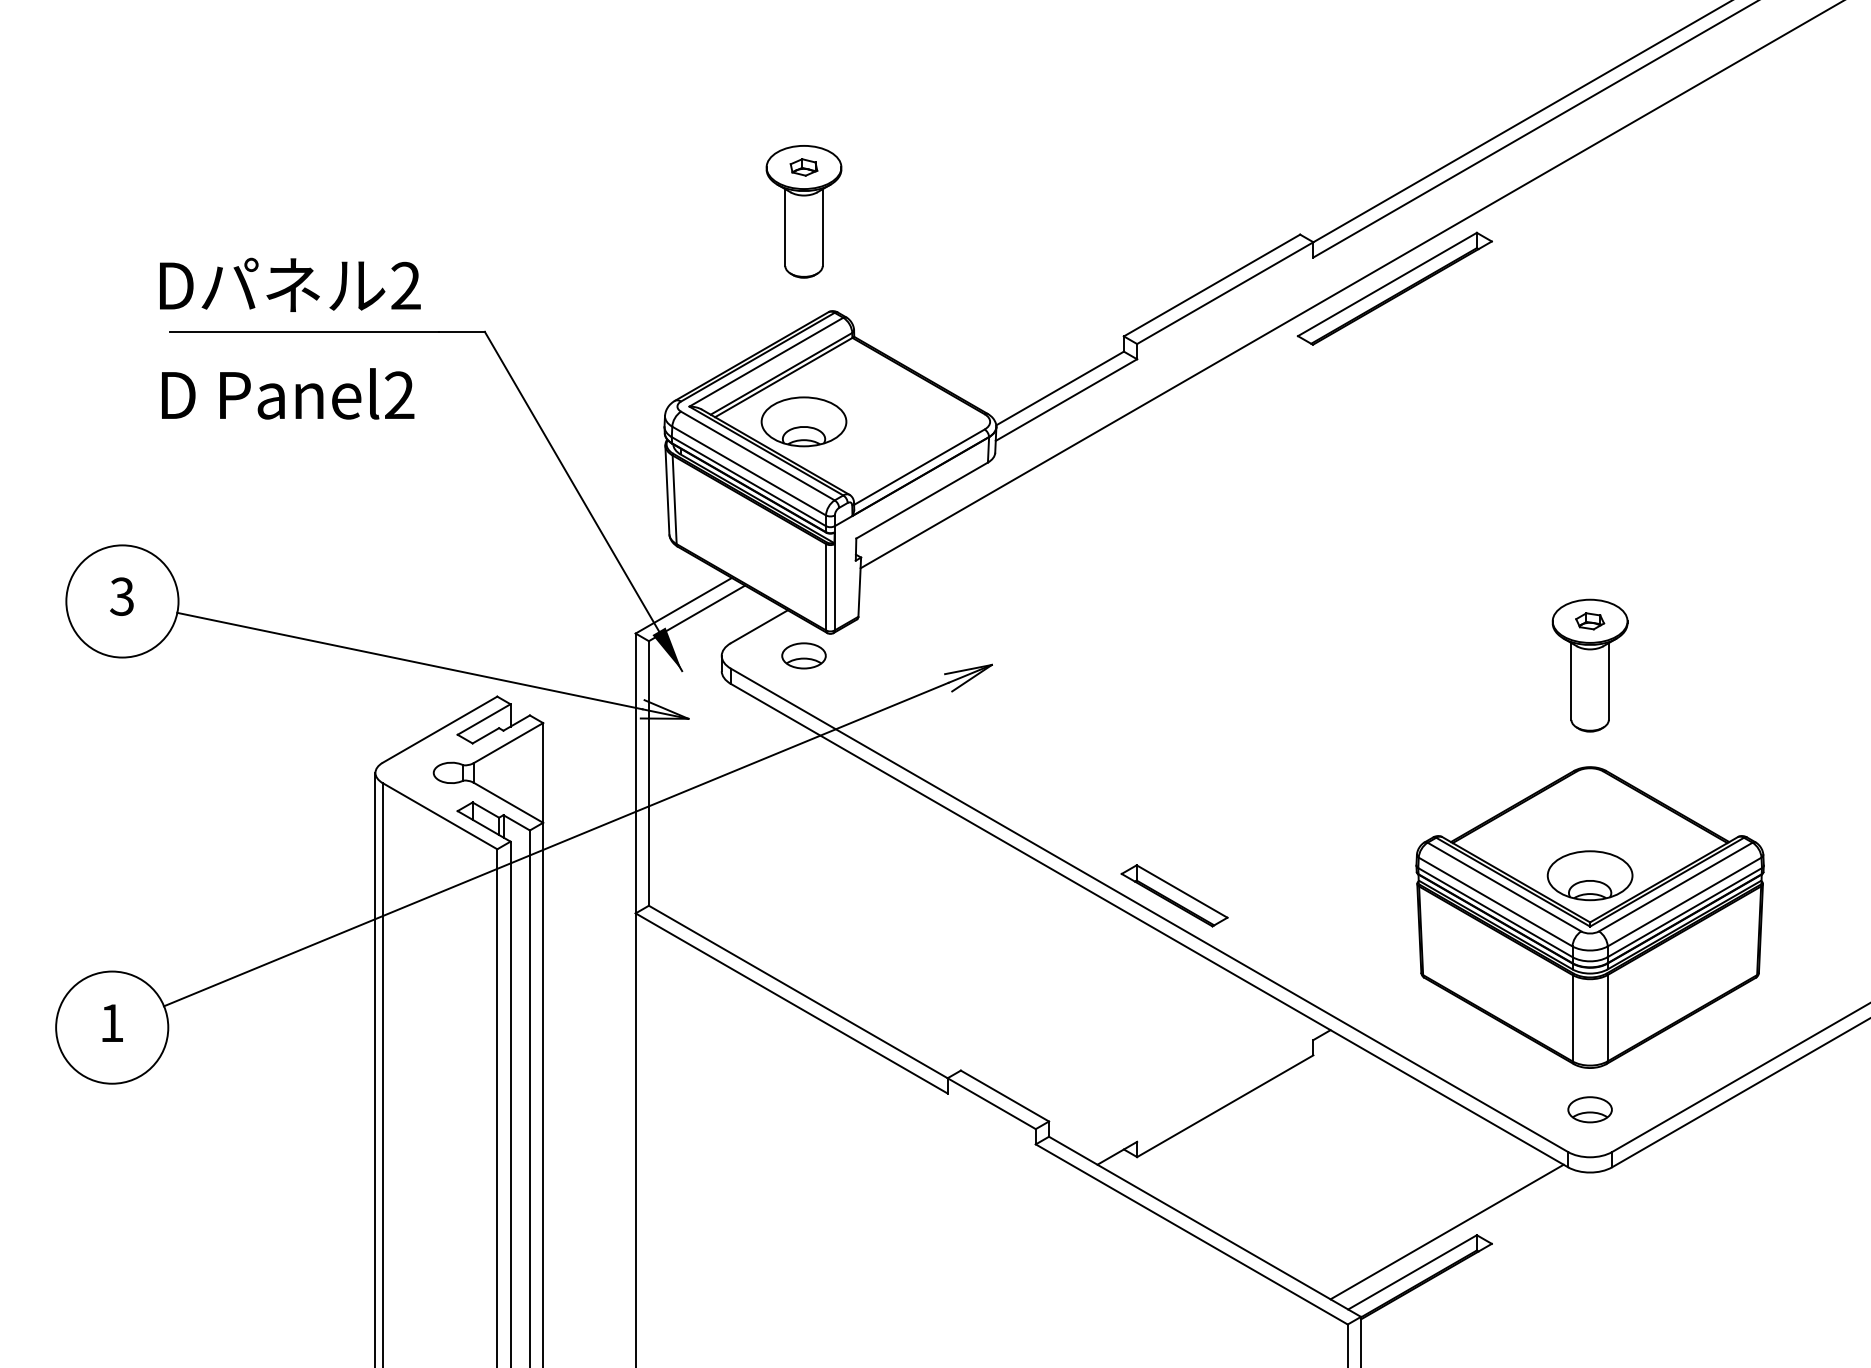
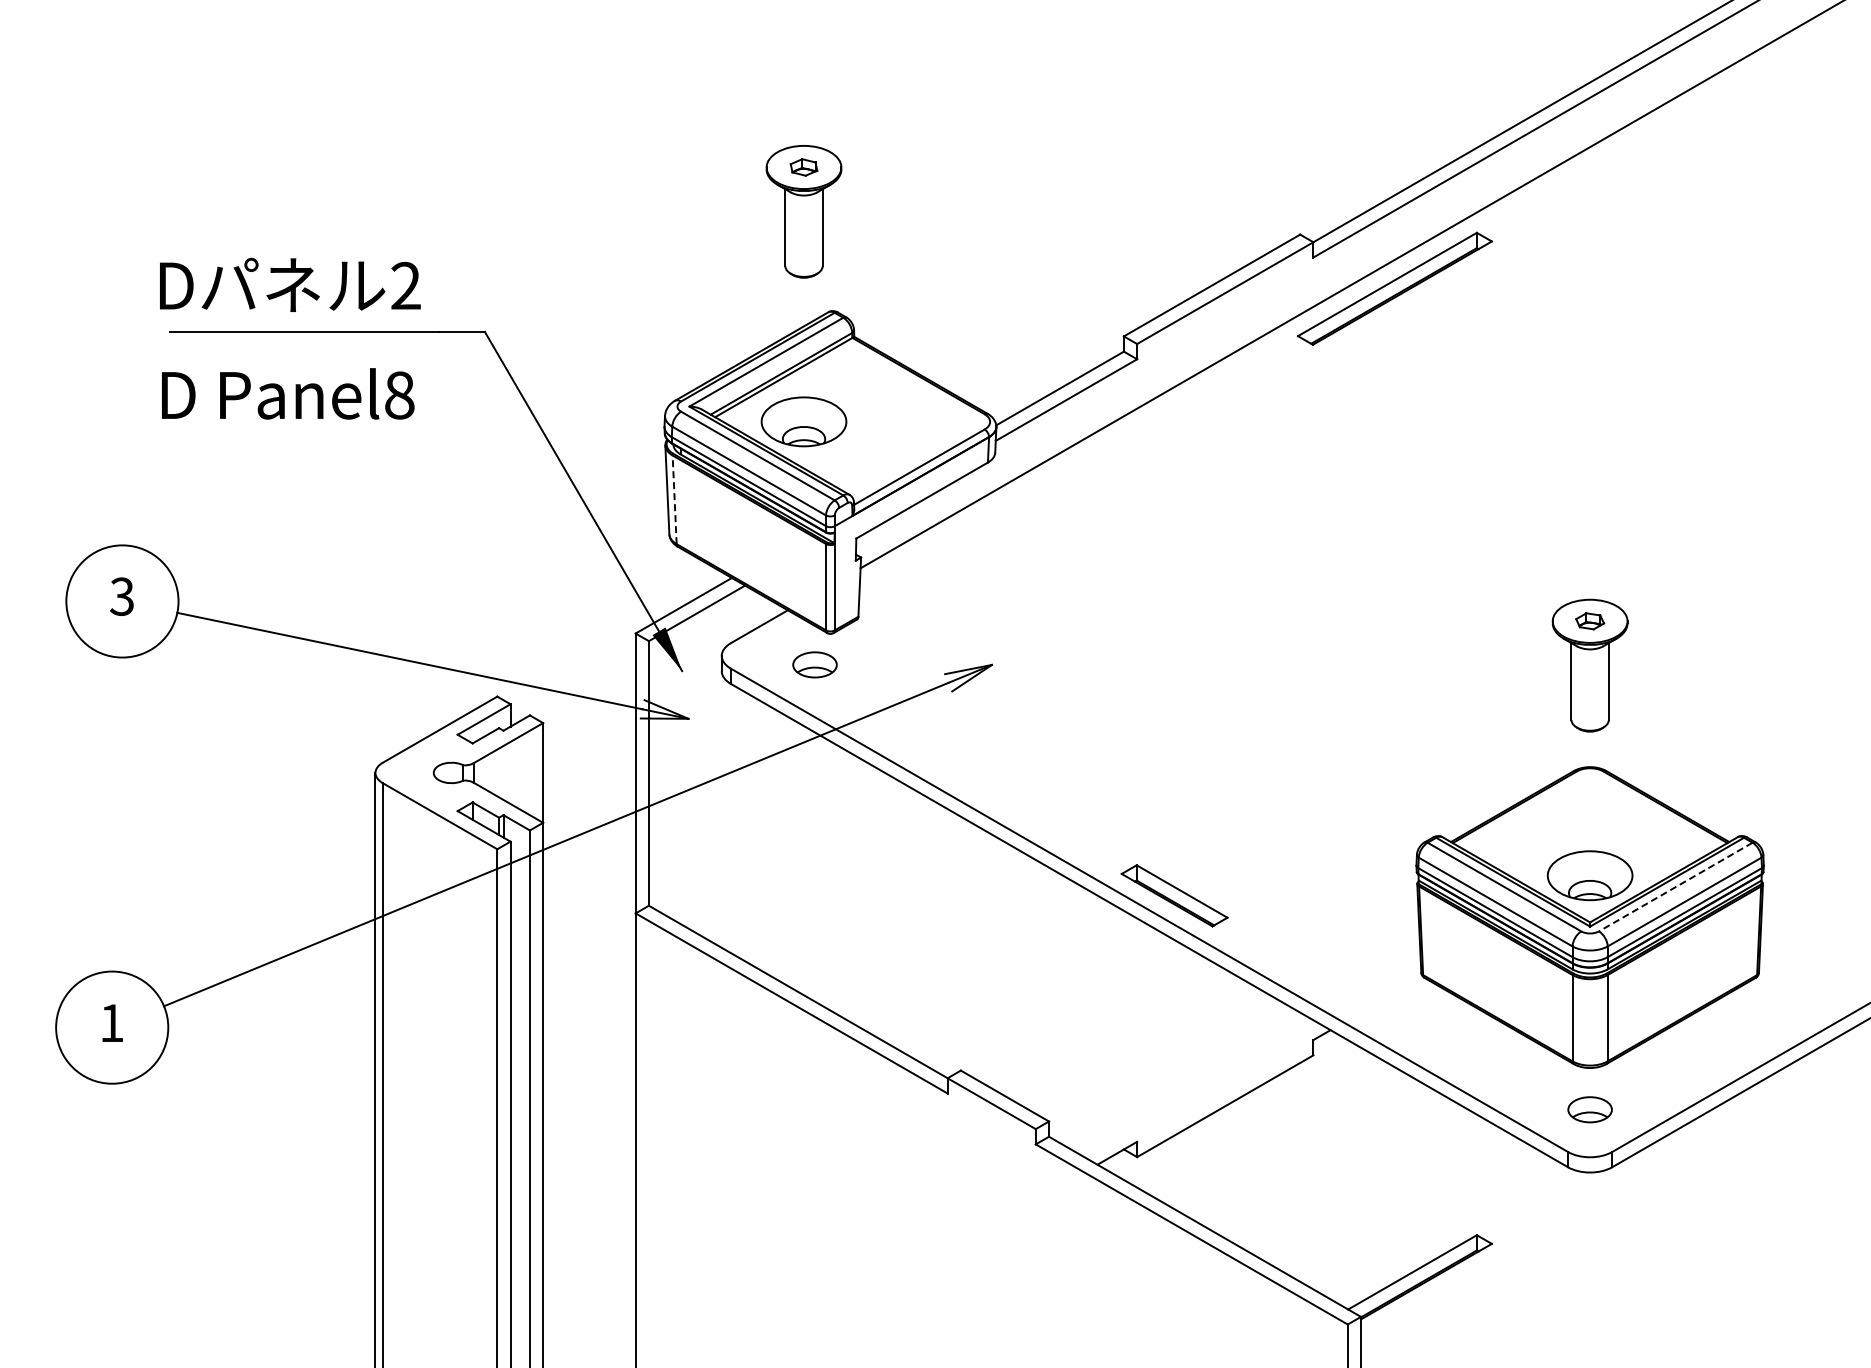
text: Panel2 -> Panel8 (399, 395)
line: solid -> dashed (674, 499)
part position: (803, 655) -> (814, 664) (814, 664)
line: solid -> dashed (1675, 887)
line: present -> none (1446, 1231)
